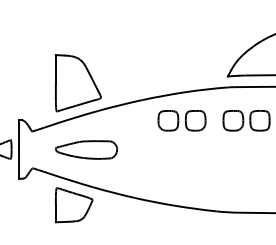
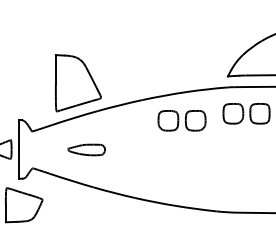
part position: (246, 120) -> (246, 113) (246, 113)
part size: 64x20 px -> 39x14 px (86, 149)
part position: (74, 205) -> (24, 205) (24, 205)
